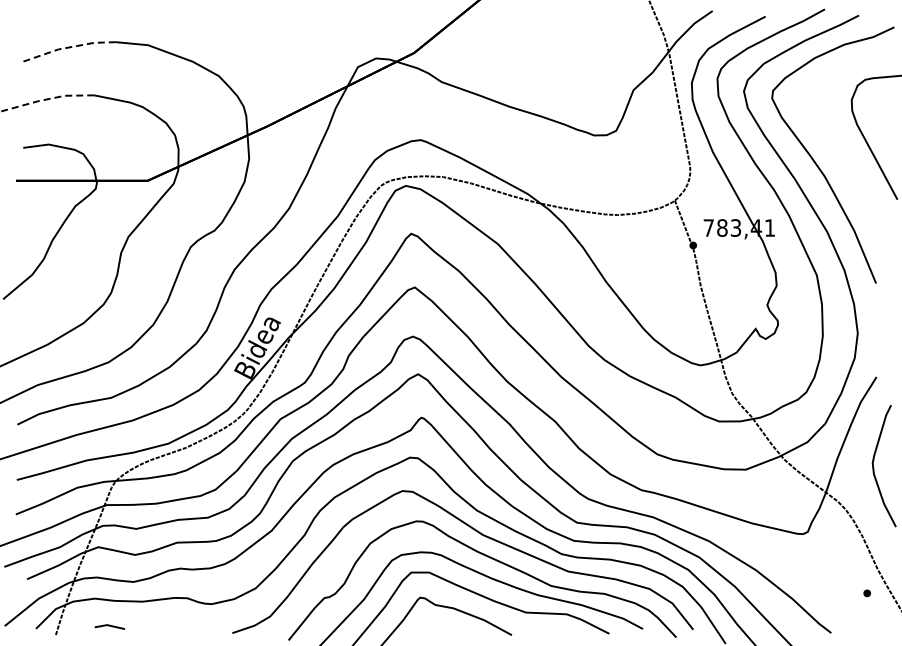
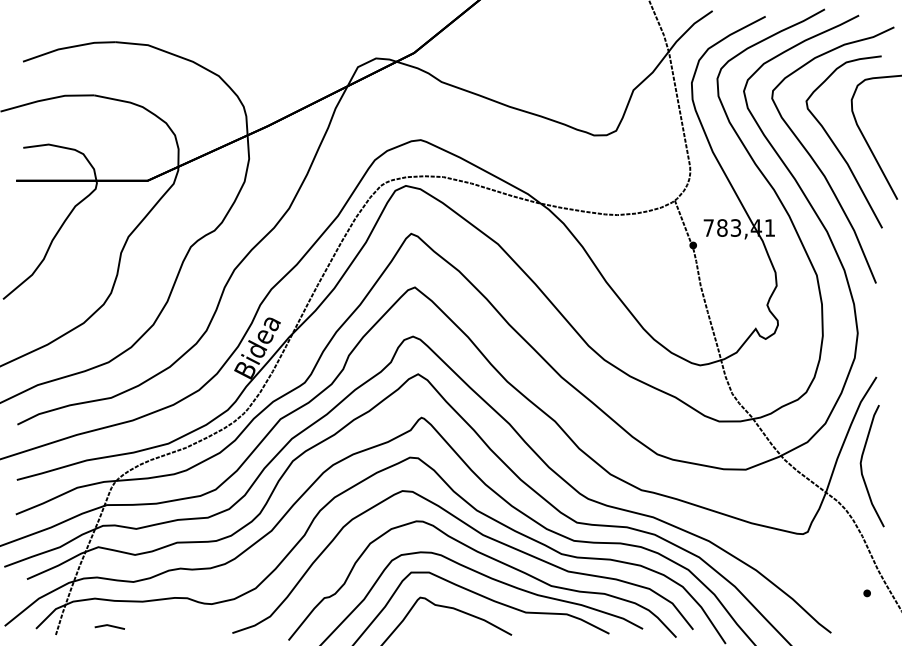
line: dashed -> solid (68, 47)
line: dashed -> solid (46, 99)
curve: none -> present (836, 145)
curve position: (874, 467) -> (862, 467) (862, 467)
